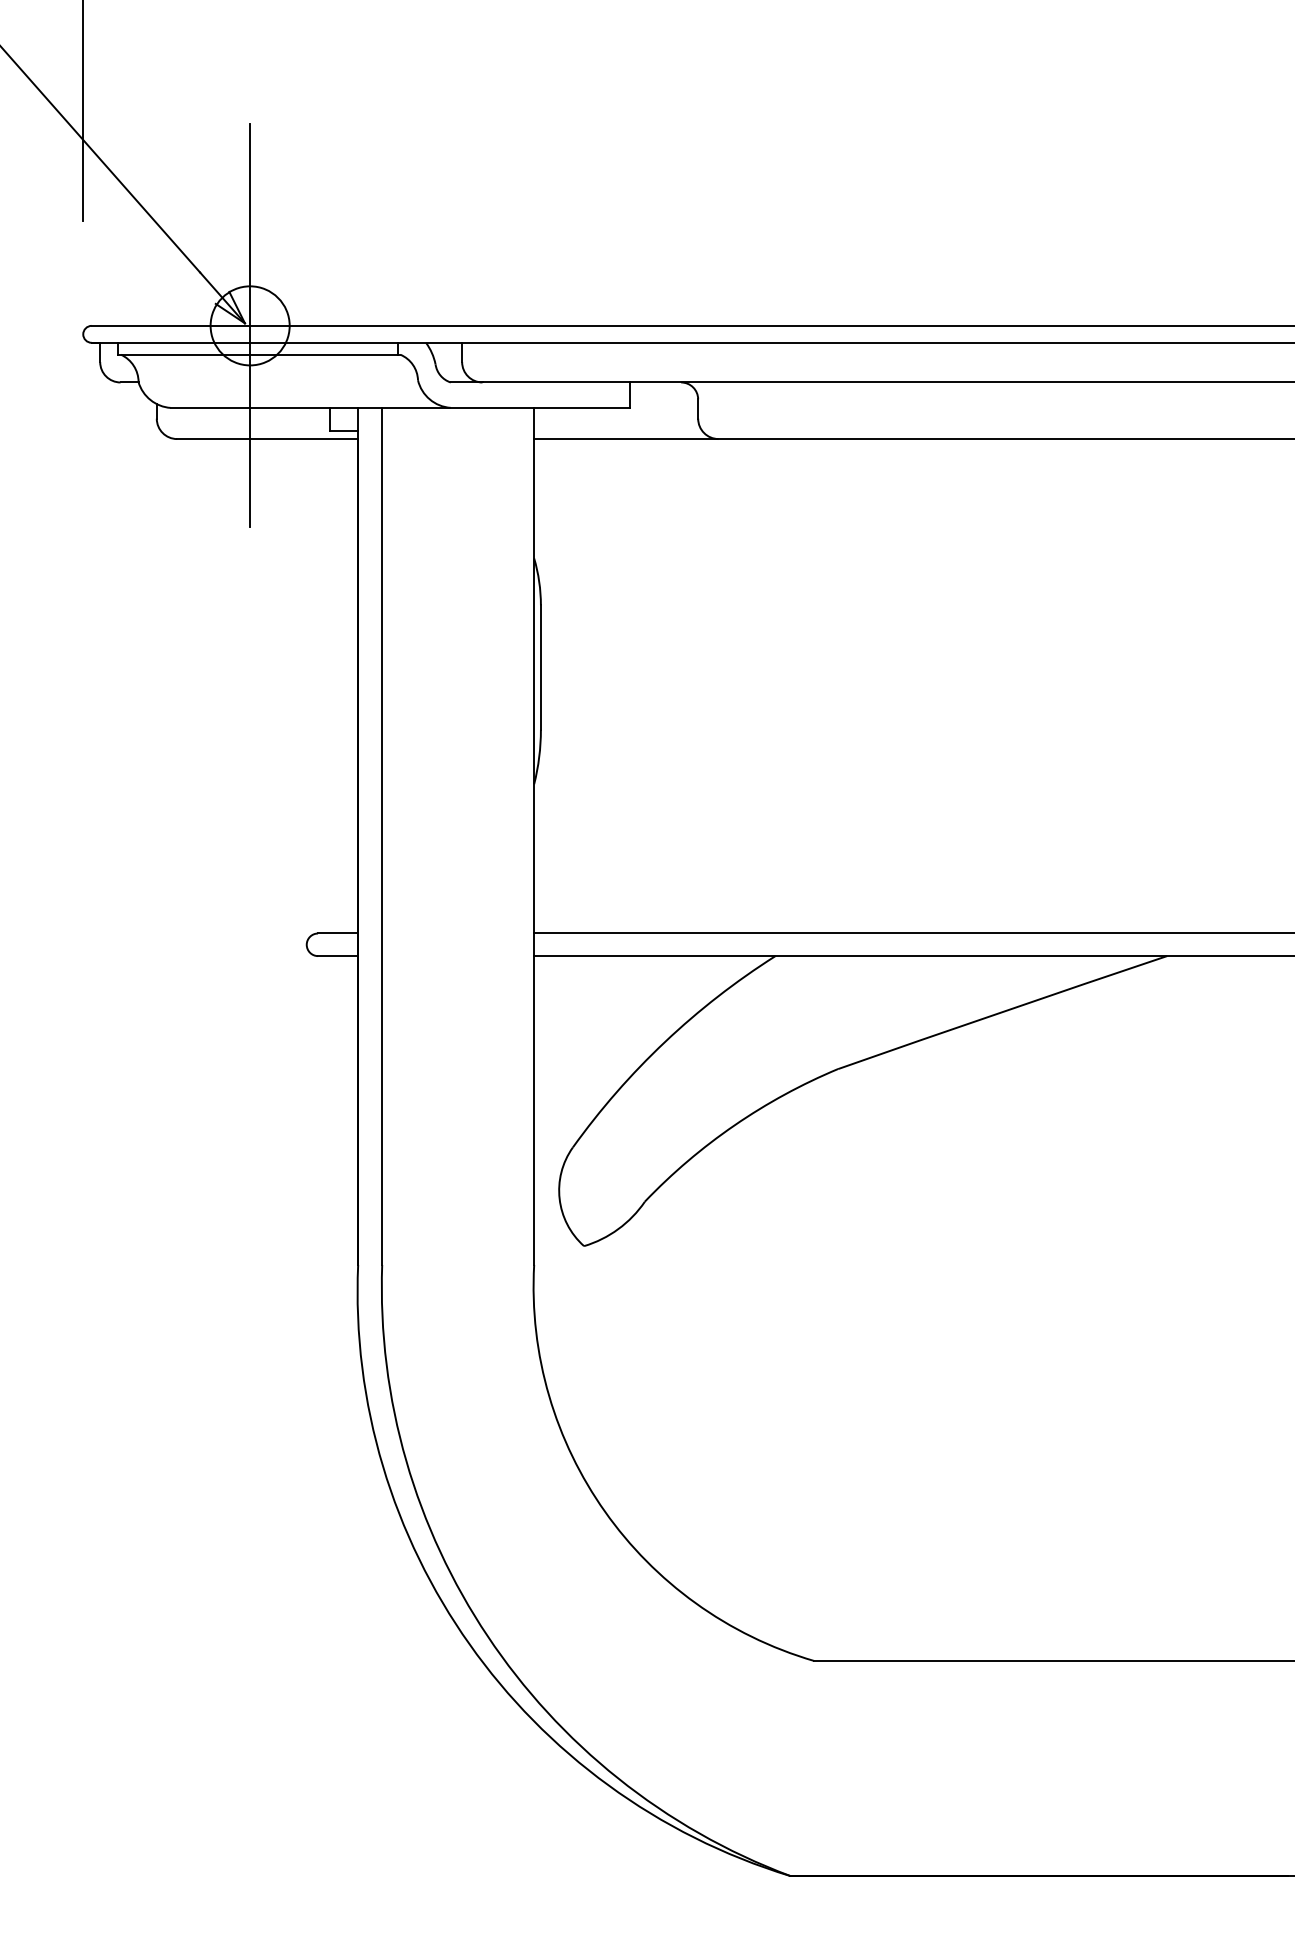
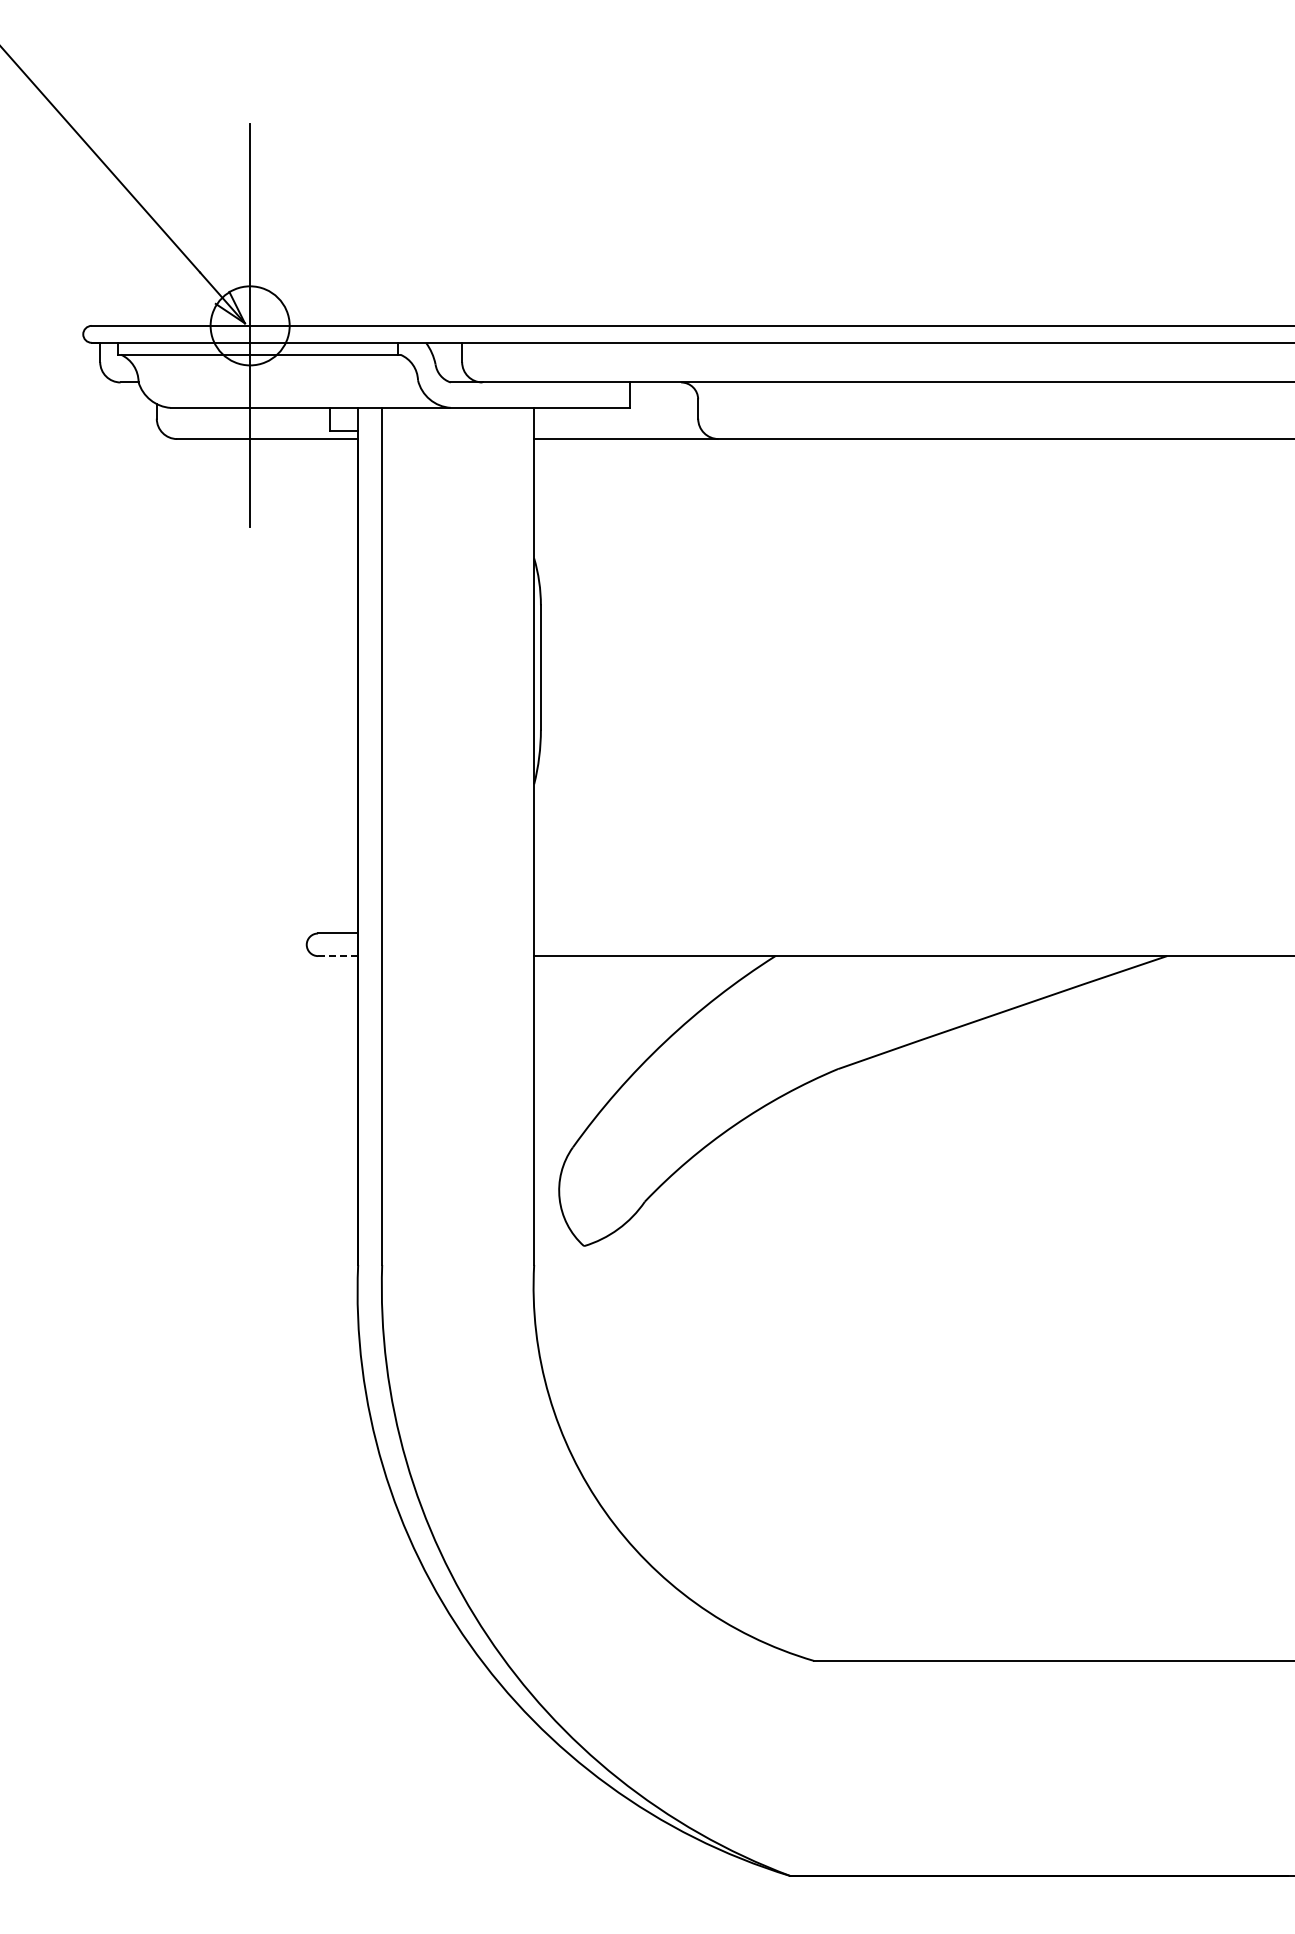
line: present -> none (83, 111)
line: present -> none (912, 933)
line: solid -> dashed (337, 956)
